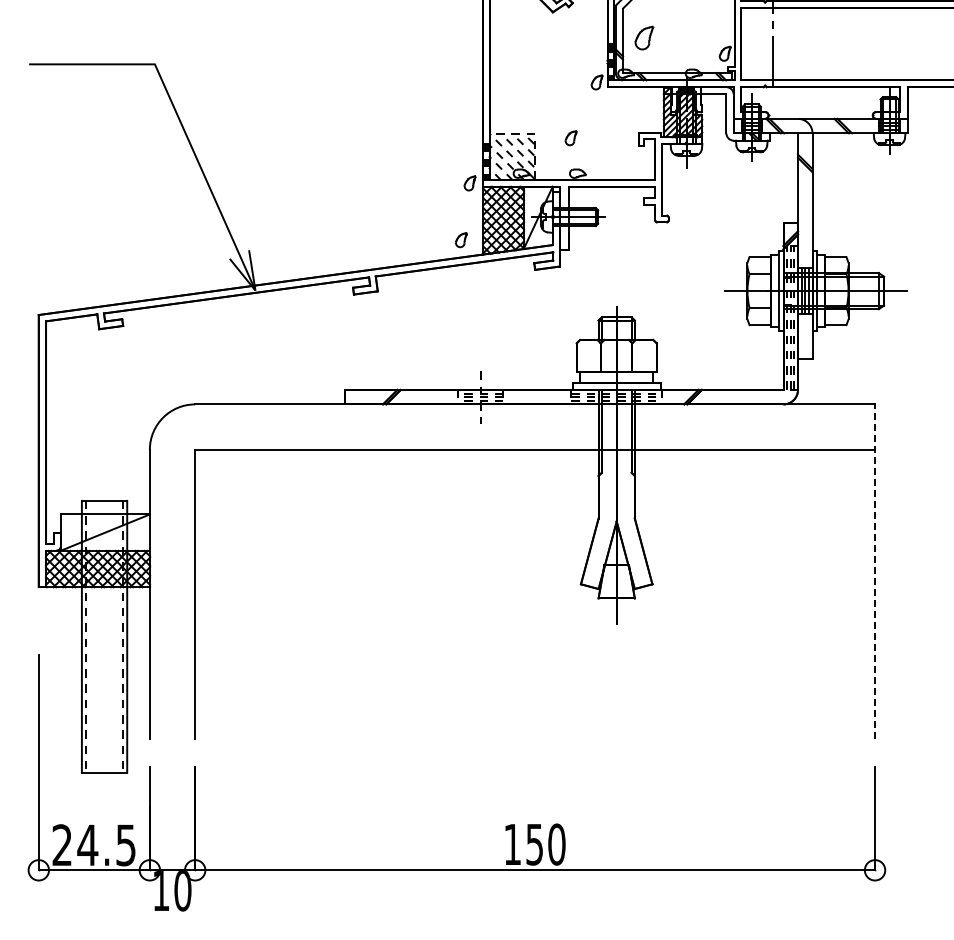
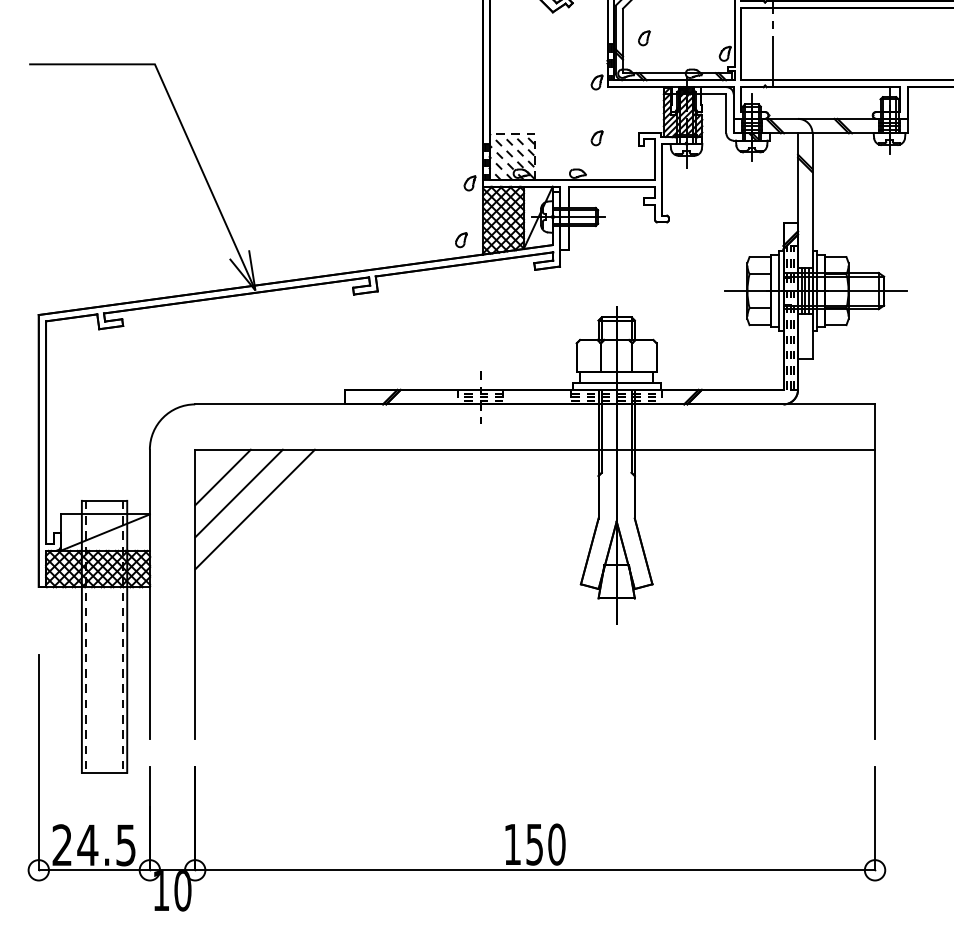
part size: 21x26 px -> 13x17 px (644, 38)
part position: (570, 138) -> (596, 138) (596, 138)
line: none -> present (222, 477)
line: none -> present (238, 493)
line: none -> present (254, 509)
line: dashed -> solid (875, 571)
